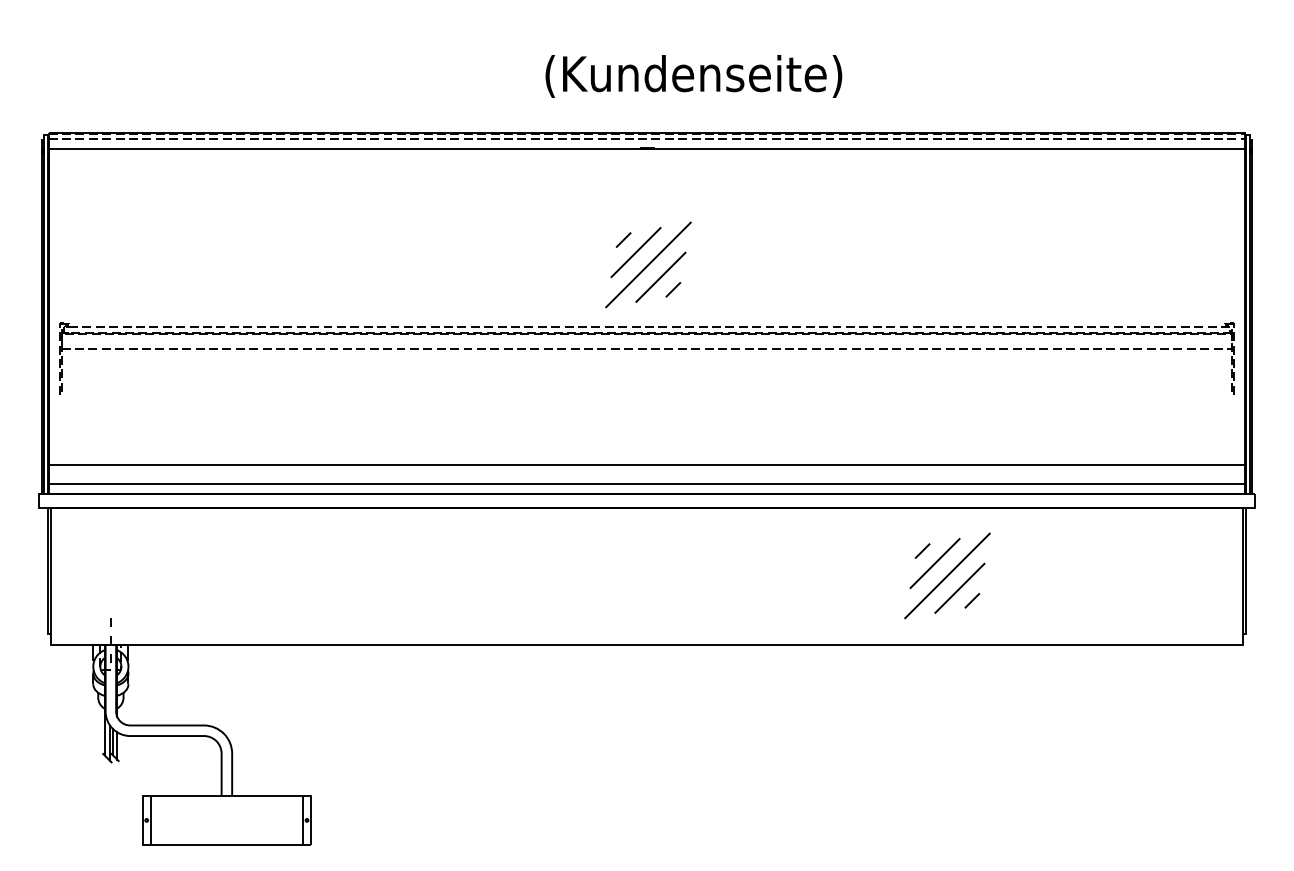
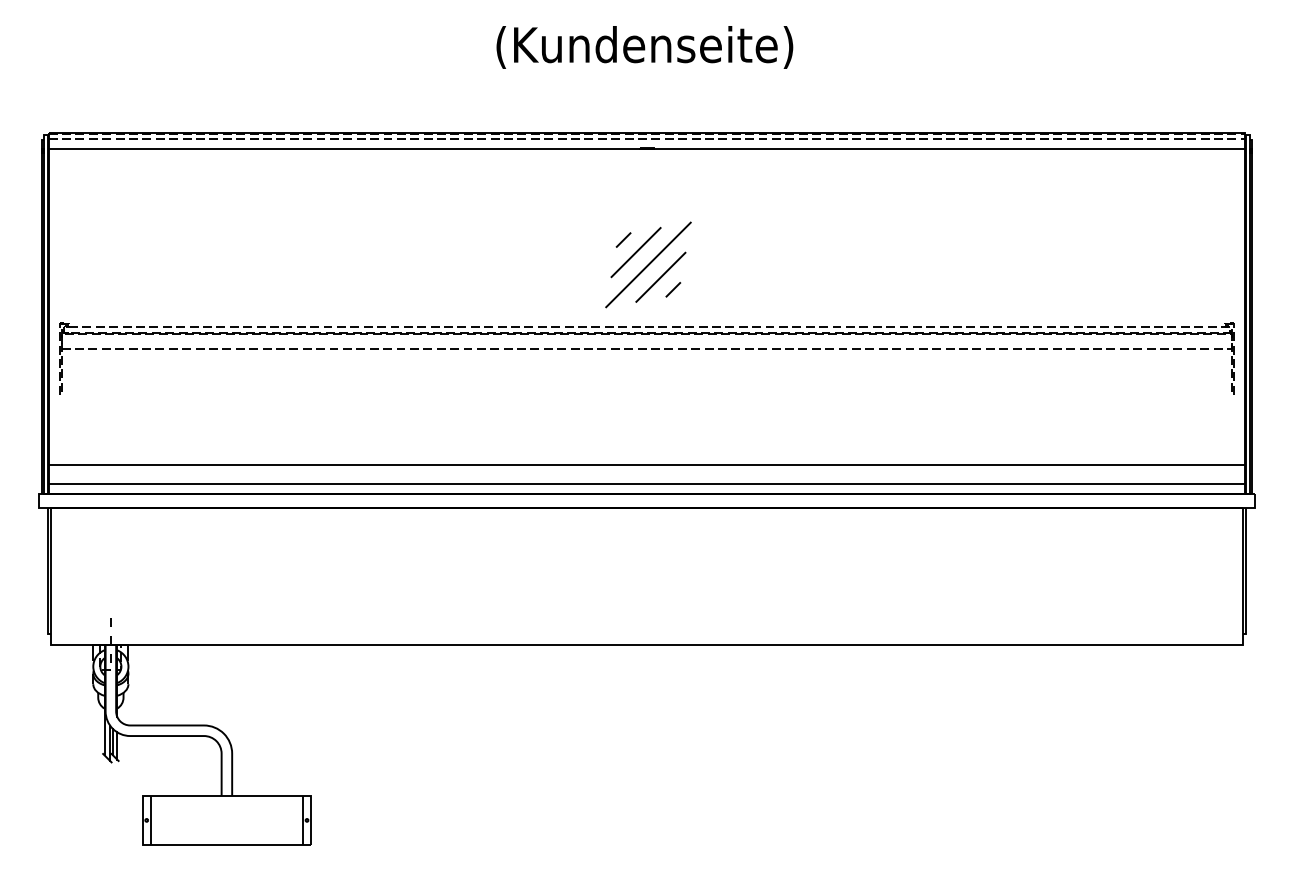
text position: (693, 76) -> (644, 47) (644, 47)
part: present -> none (947, 575)
